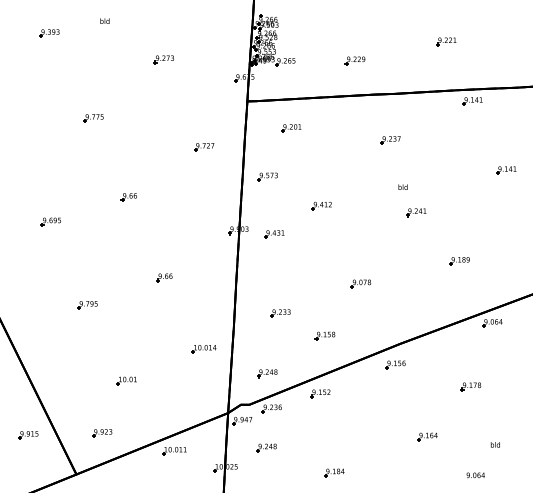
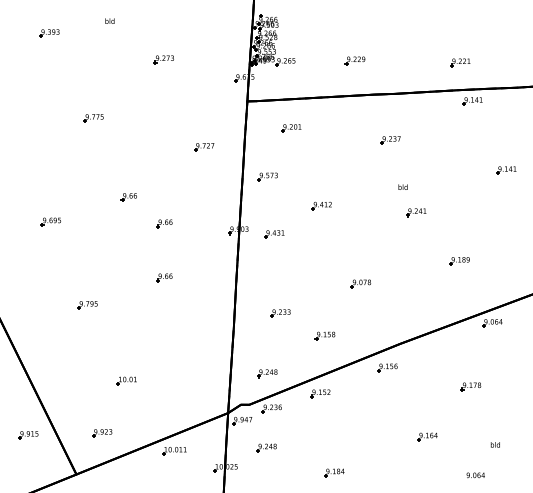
text position: (104, 20) -> (109, 20) (109, 20)
part position: (446, 41) -> (460, 62) (460, 62)
part: none -> present (164, 223)
part: present -> none (203, 349)
part position: (395, 364) -> (387, 367) (387, 367)
